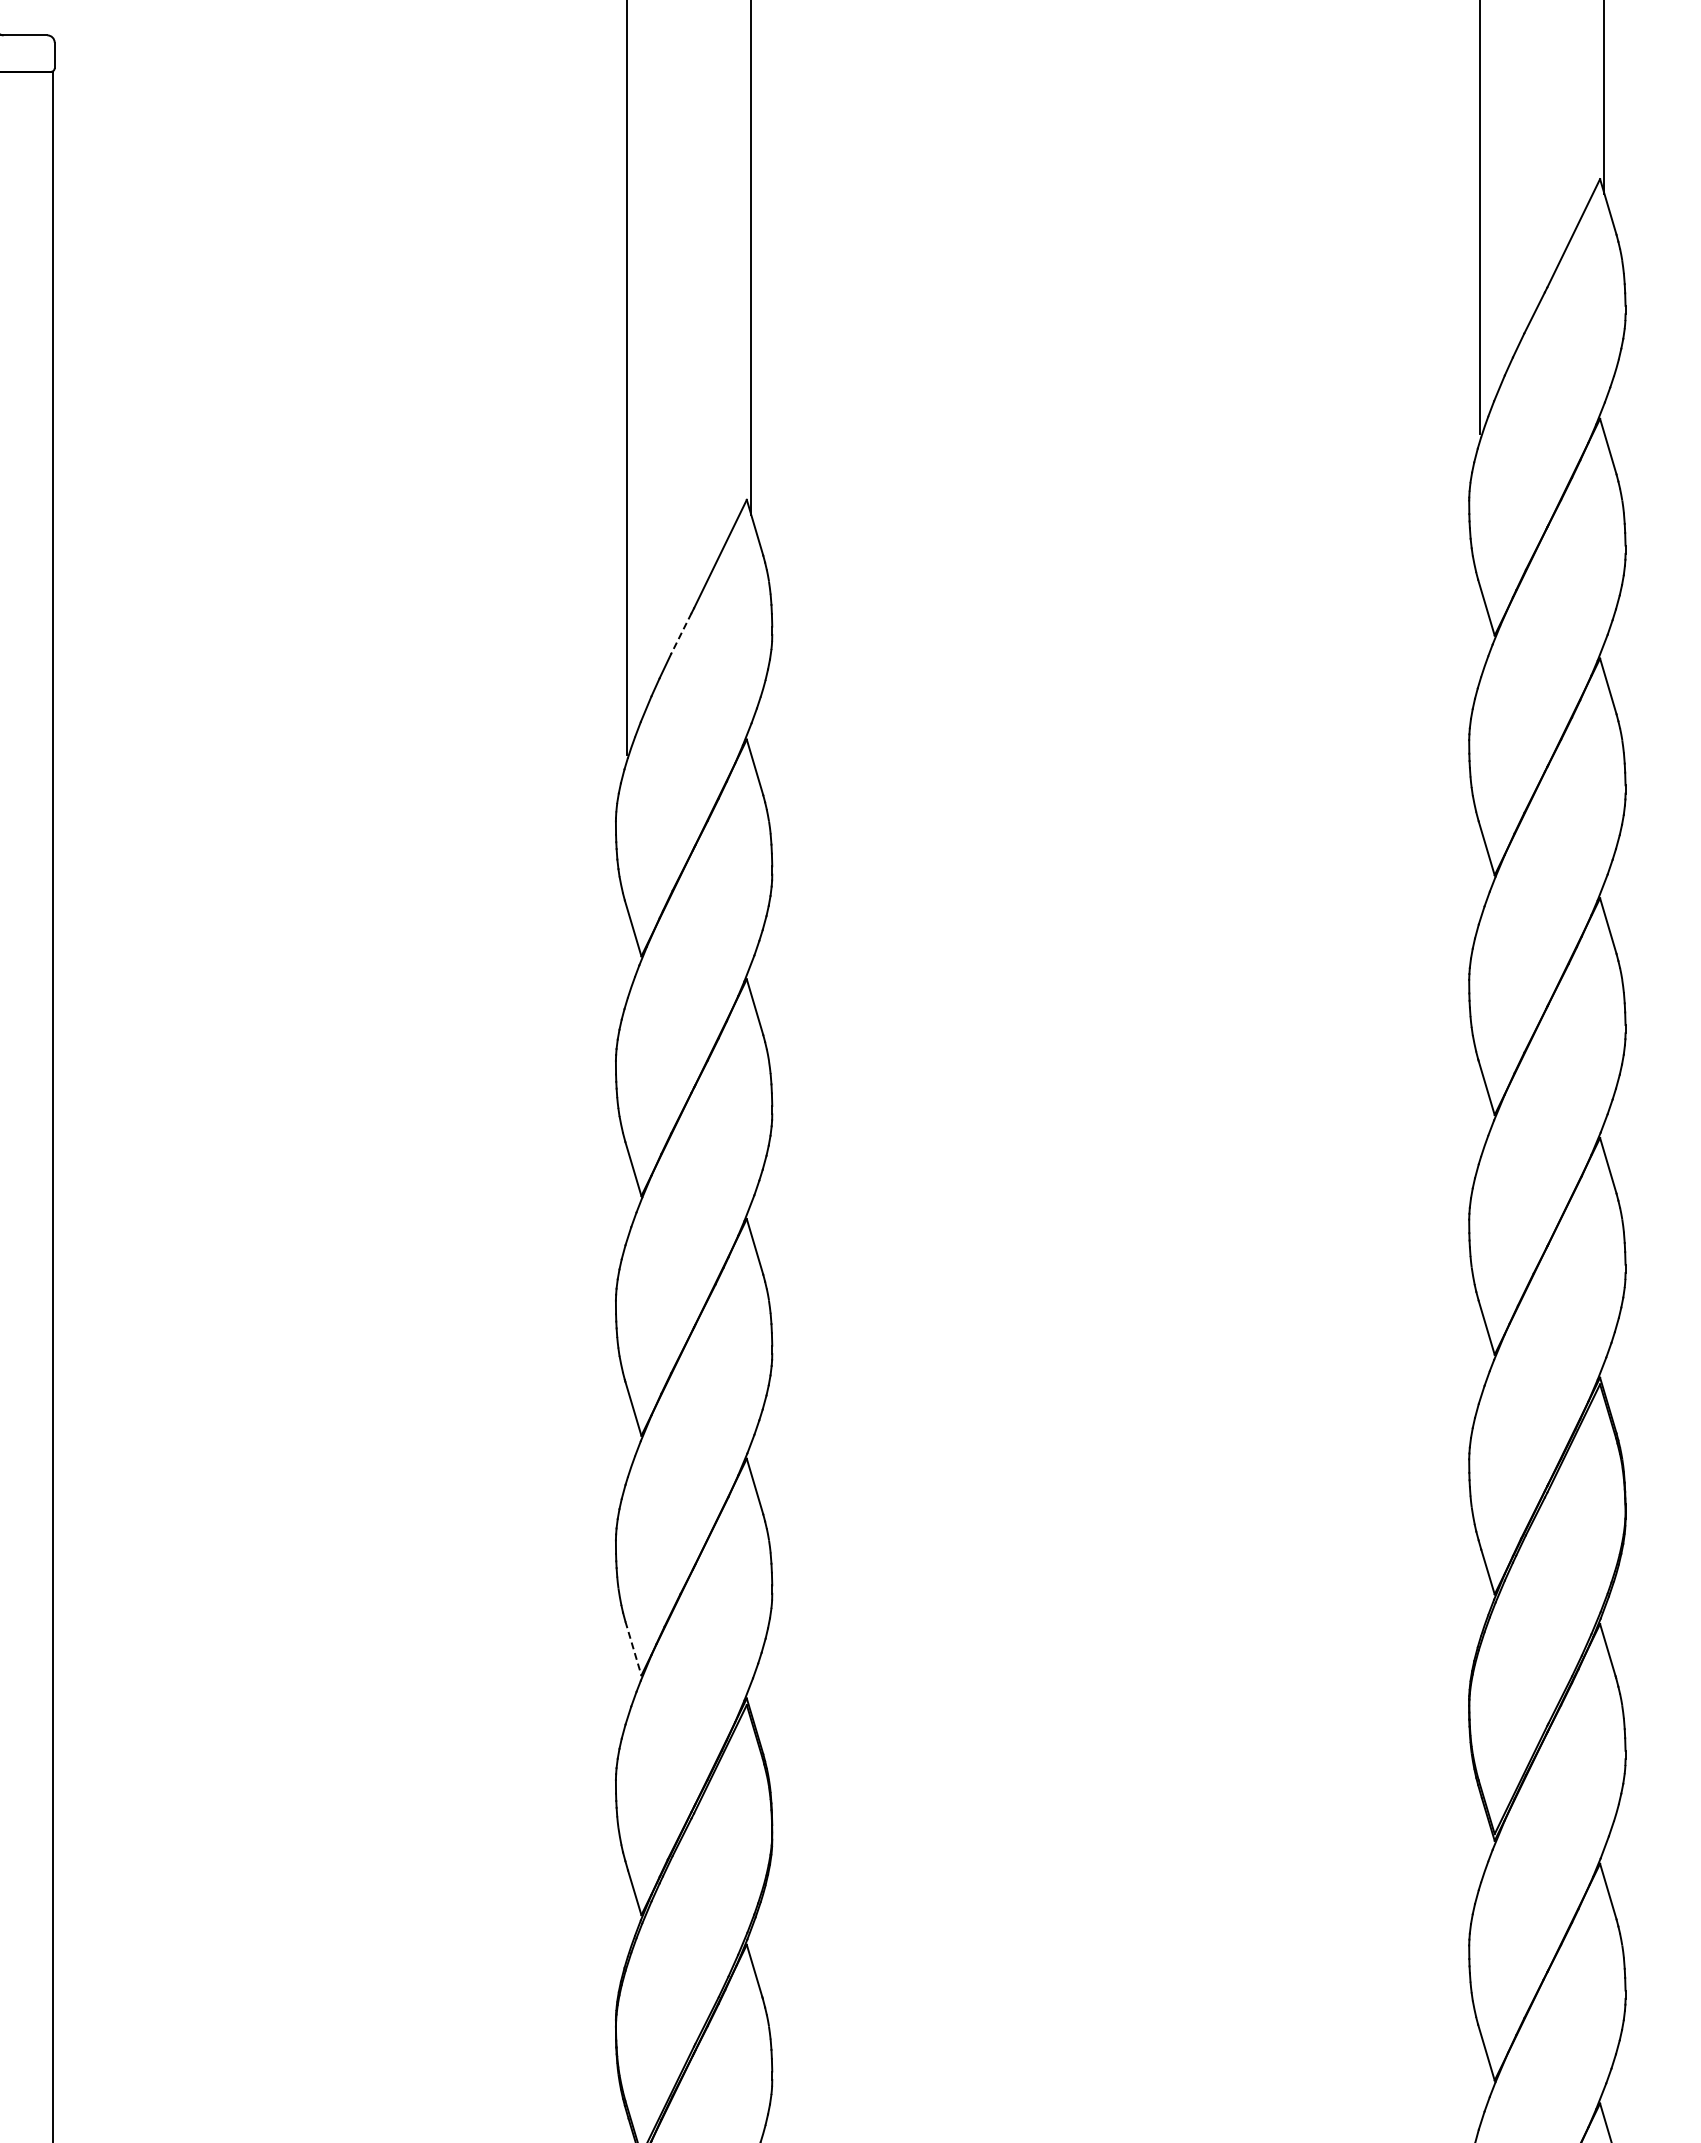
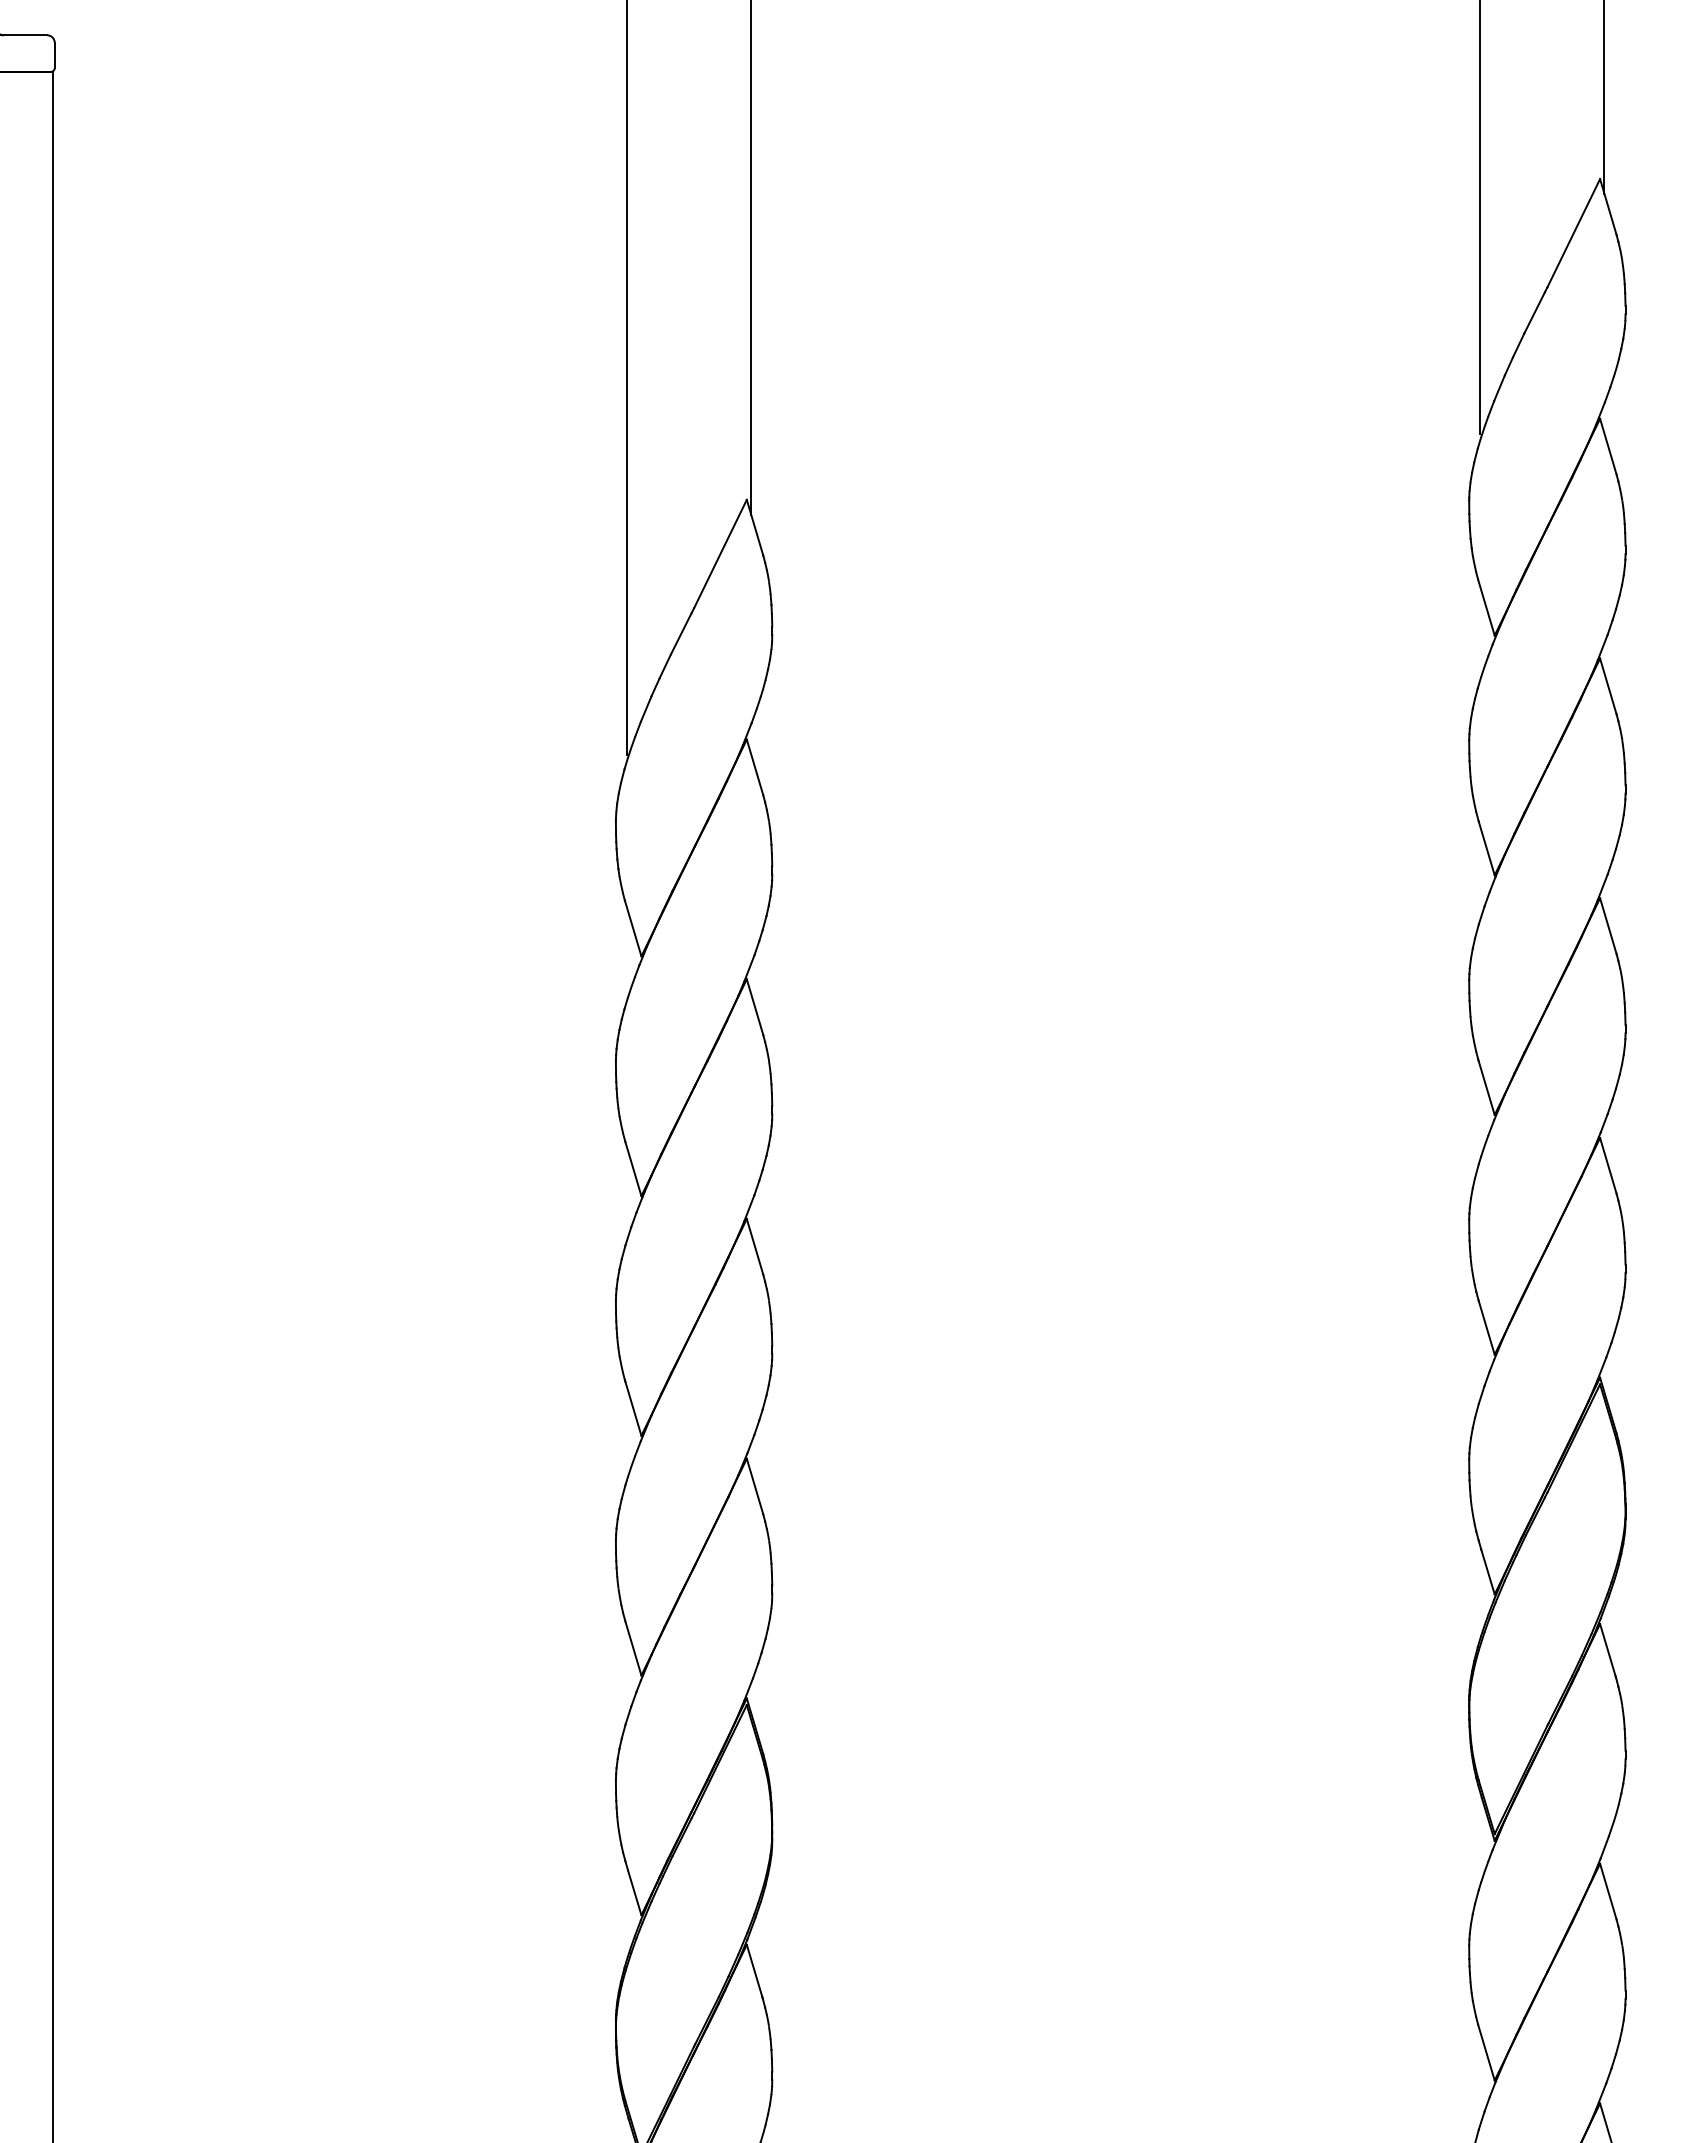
line: dashed -> solid (681, 633)
line: dashed -> solid (633, 1648)
